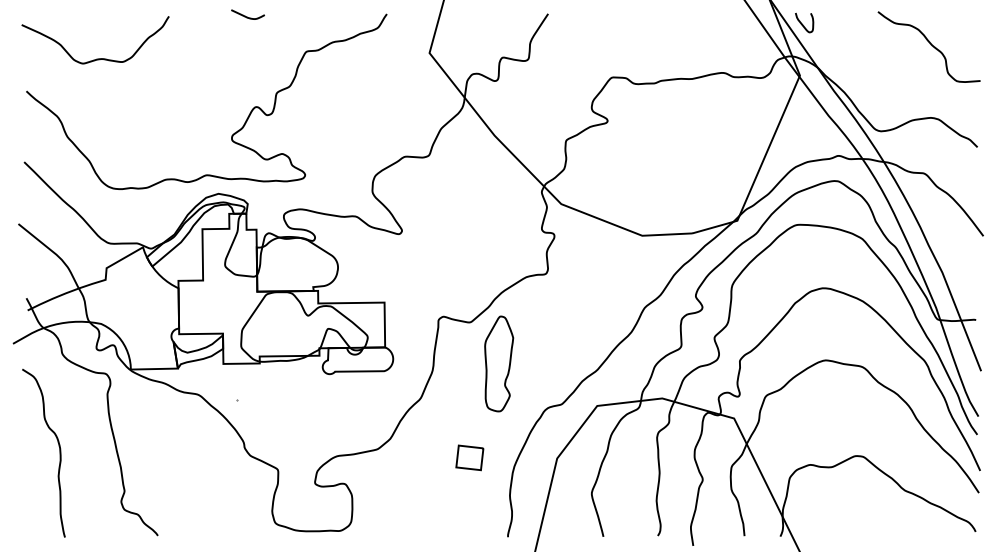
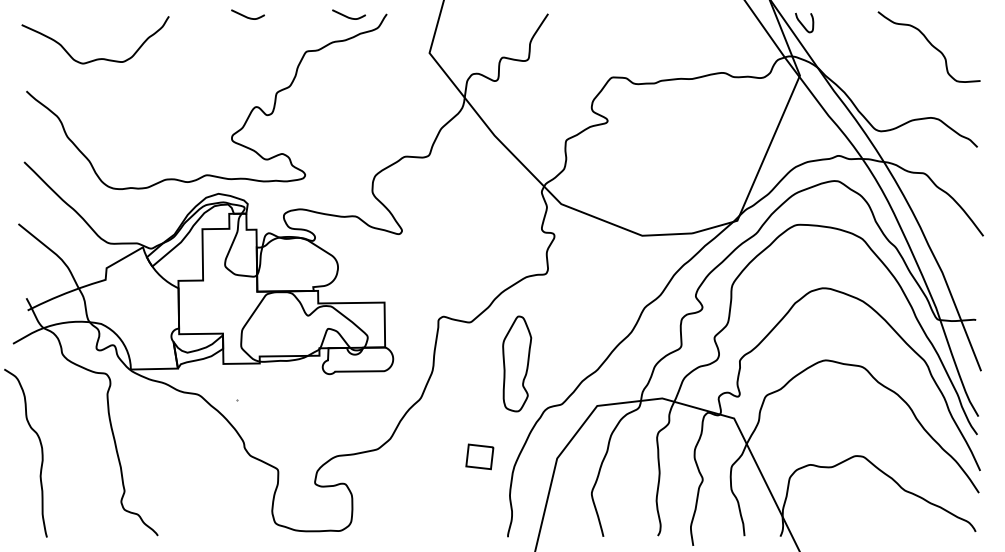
curve: none -> present (348, 16)
part position: (499, 363) -> (517, 363) (517, 363)
curve position: (59, 452) -> (41, 452) (41, 452)
part position: (469, 457) -> (479, 456) (479, 456)
